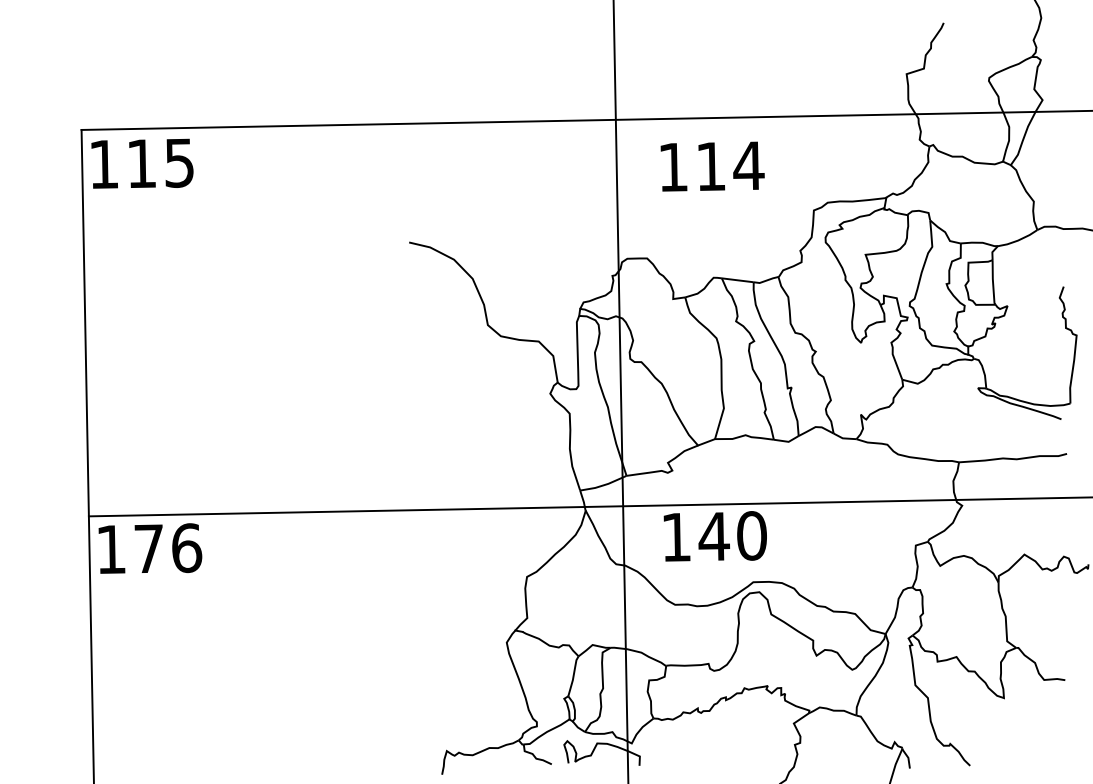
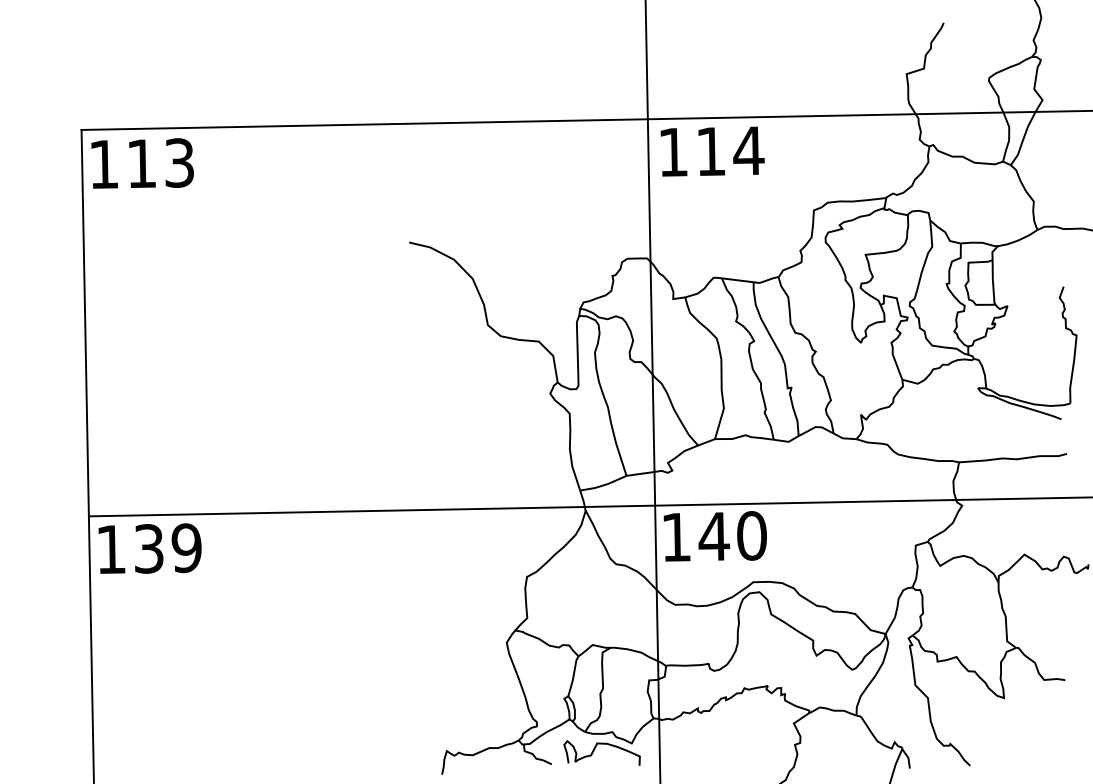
text: 115 -> 113 (179, 162)
text position: (712, 166) -> (712, 151) (712, 151)
line position: (620, 391) -> (652, 391) (652, 391)
text: 176 -> 139 (168, 548)
